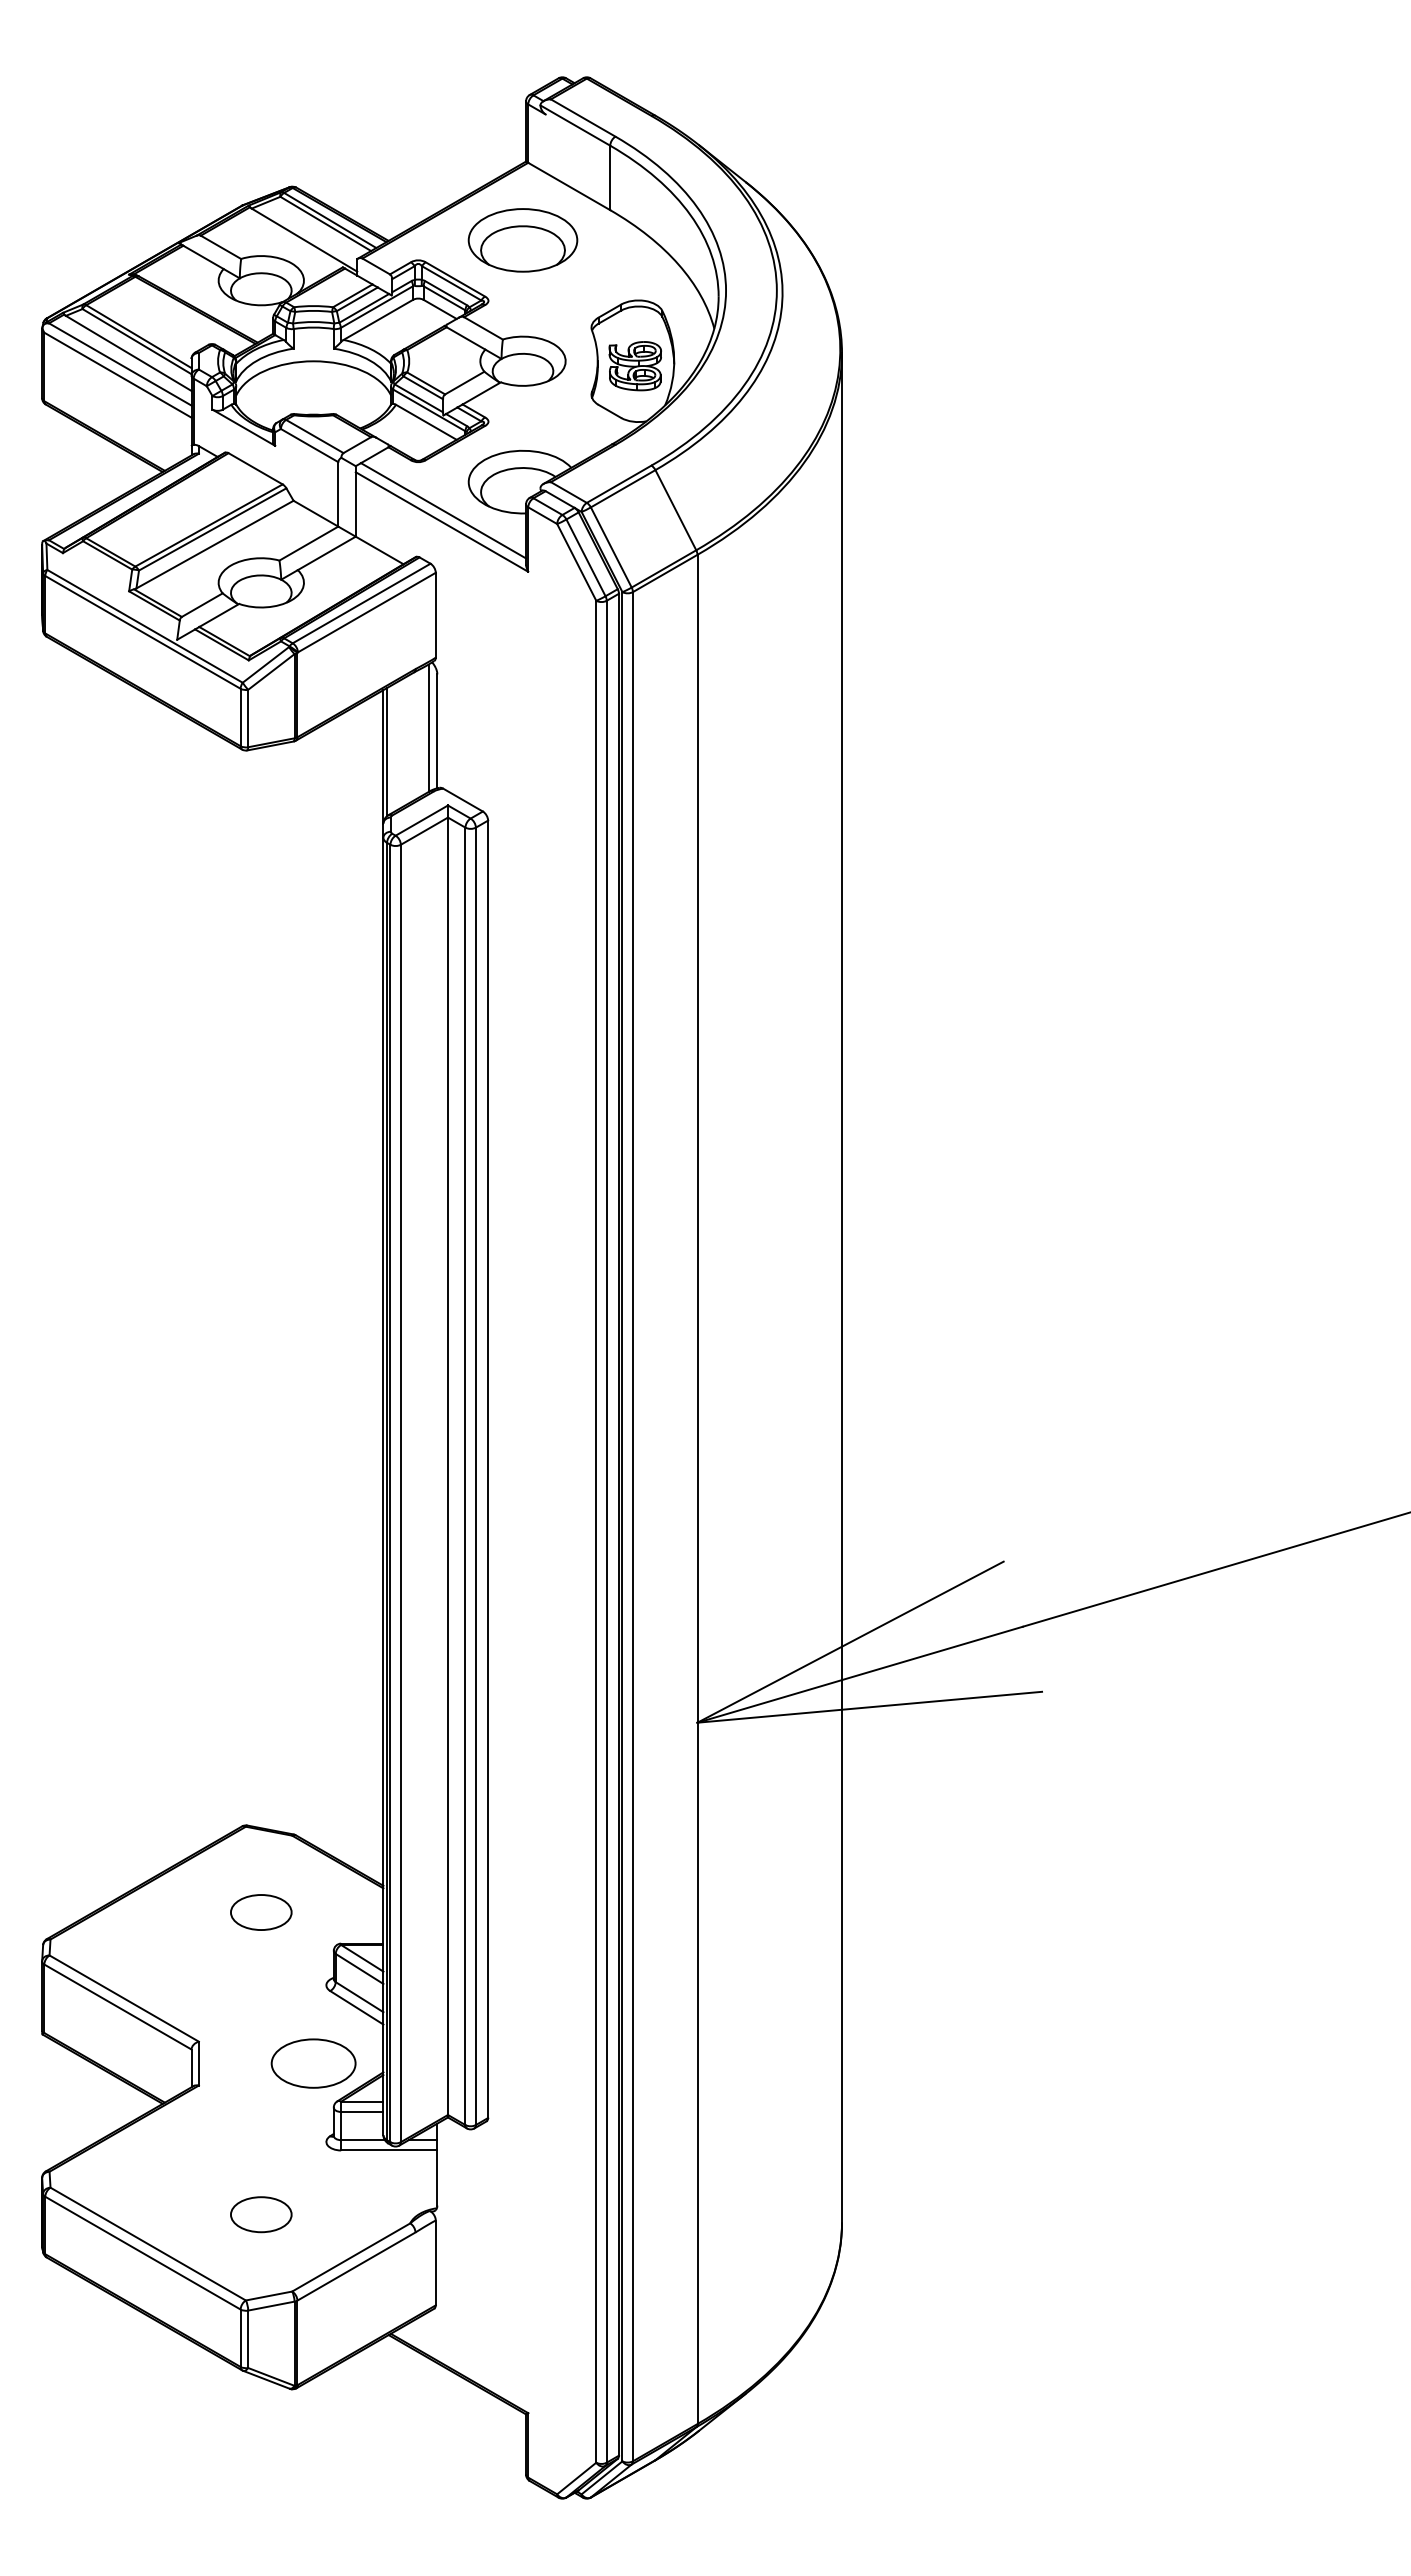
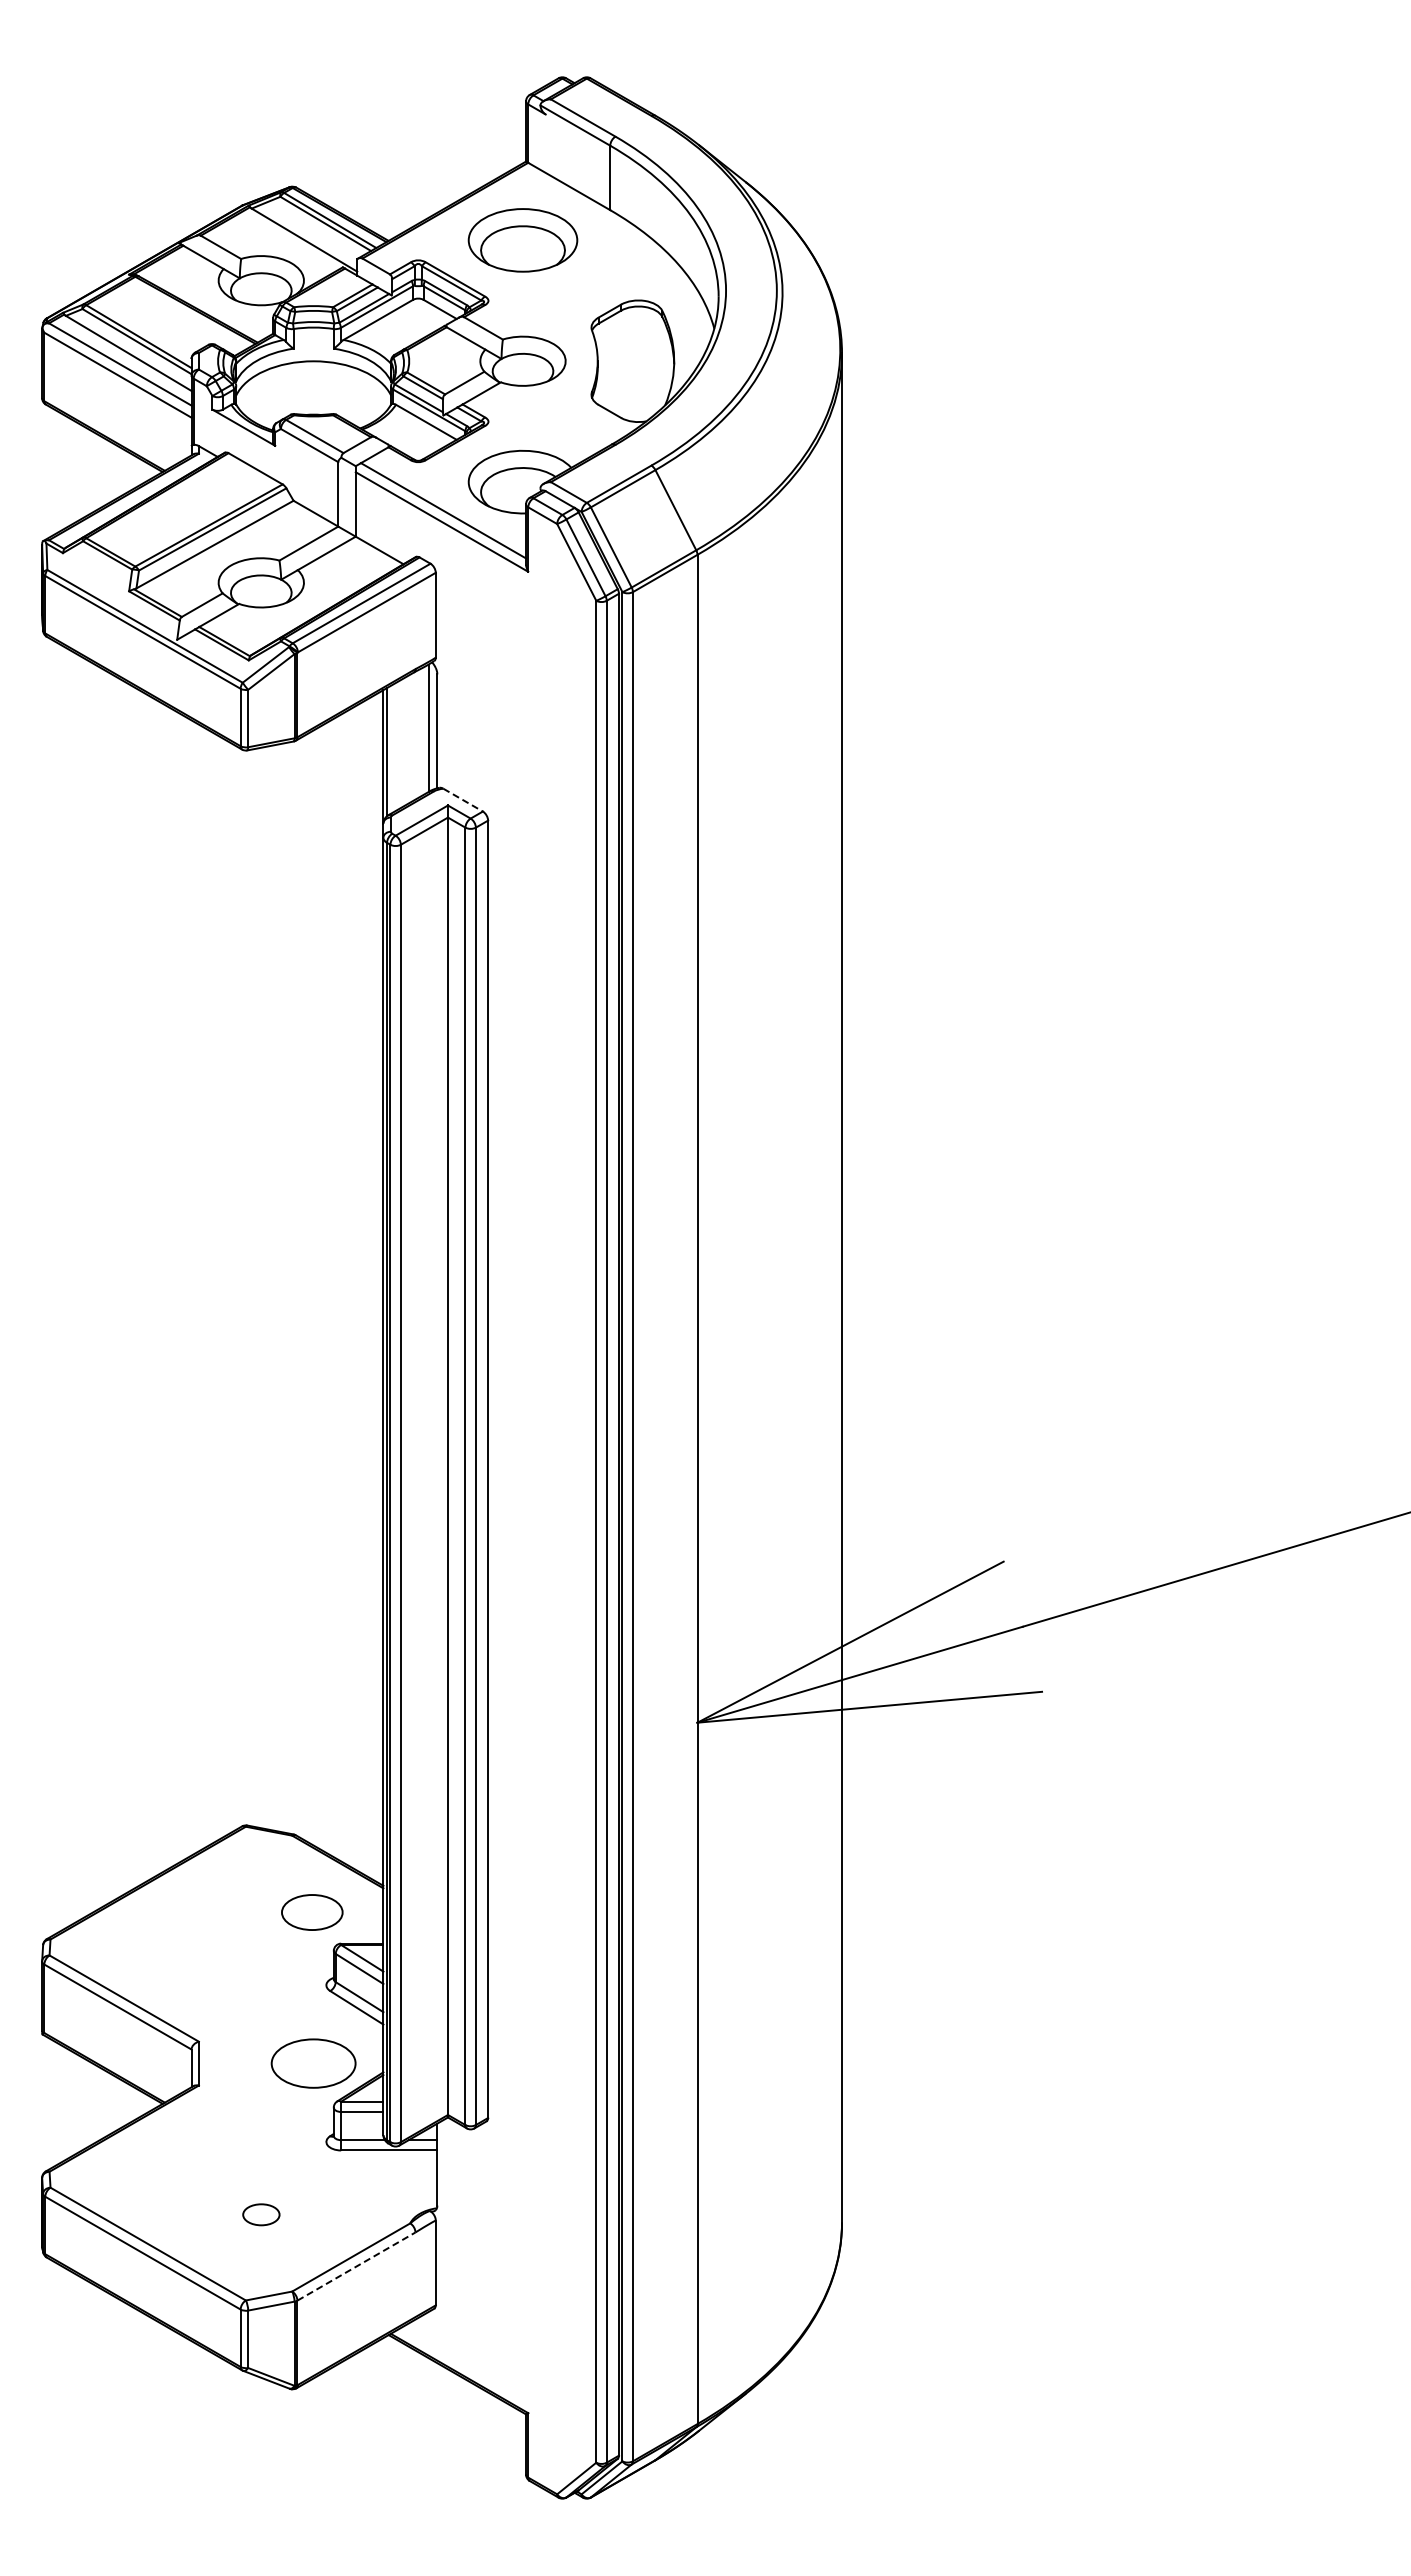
part: present -> none (634, 366)
line: solid -> dashed (463, 800)
part position: (261, 1912) -> (312, 1912) (312, 1912)
part size: 63x38 px -> 39x24 px (261, 2214)
line: solid -> dashed (356, 2266)
